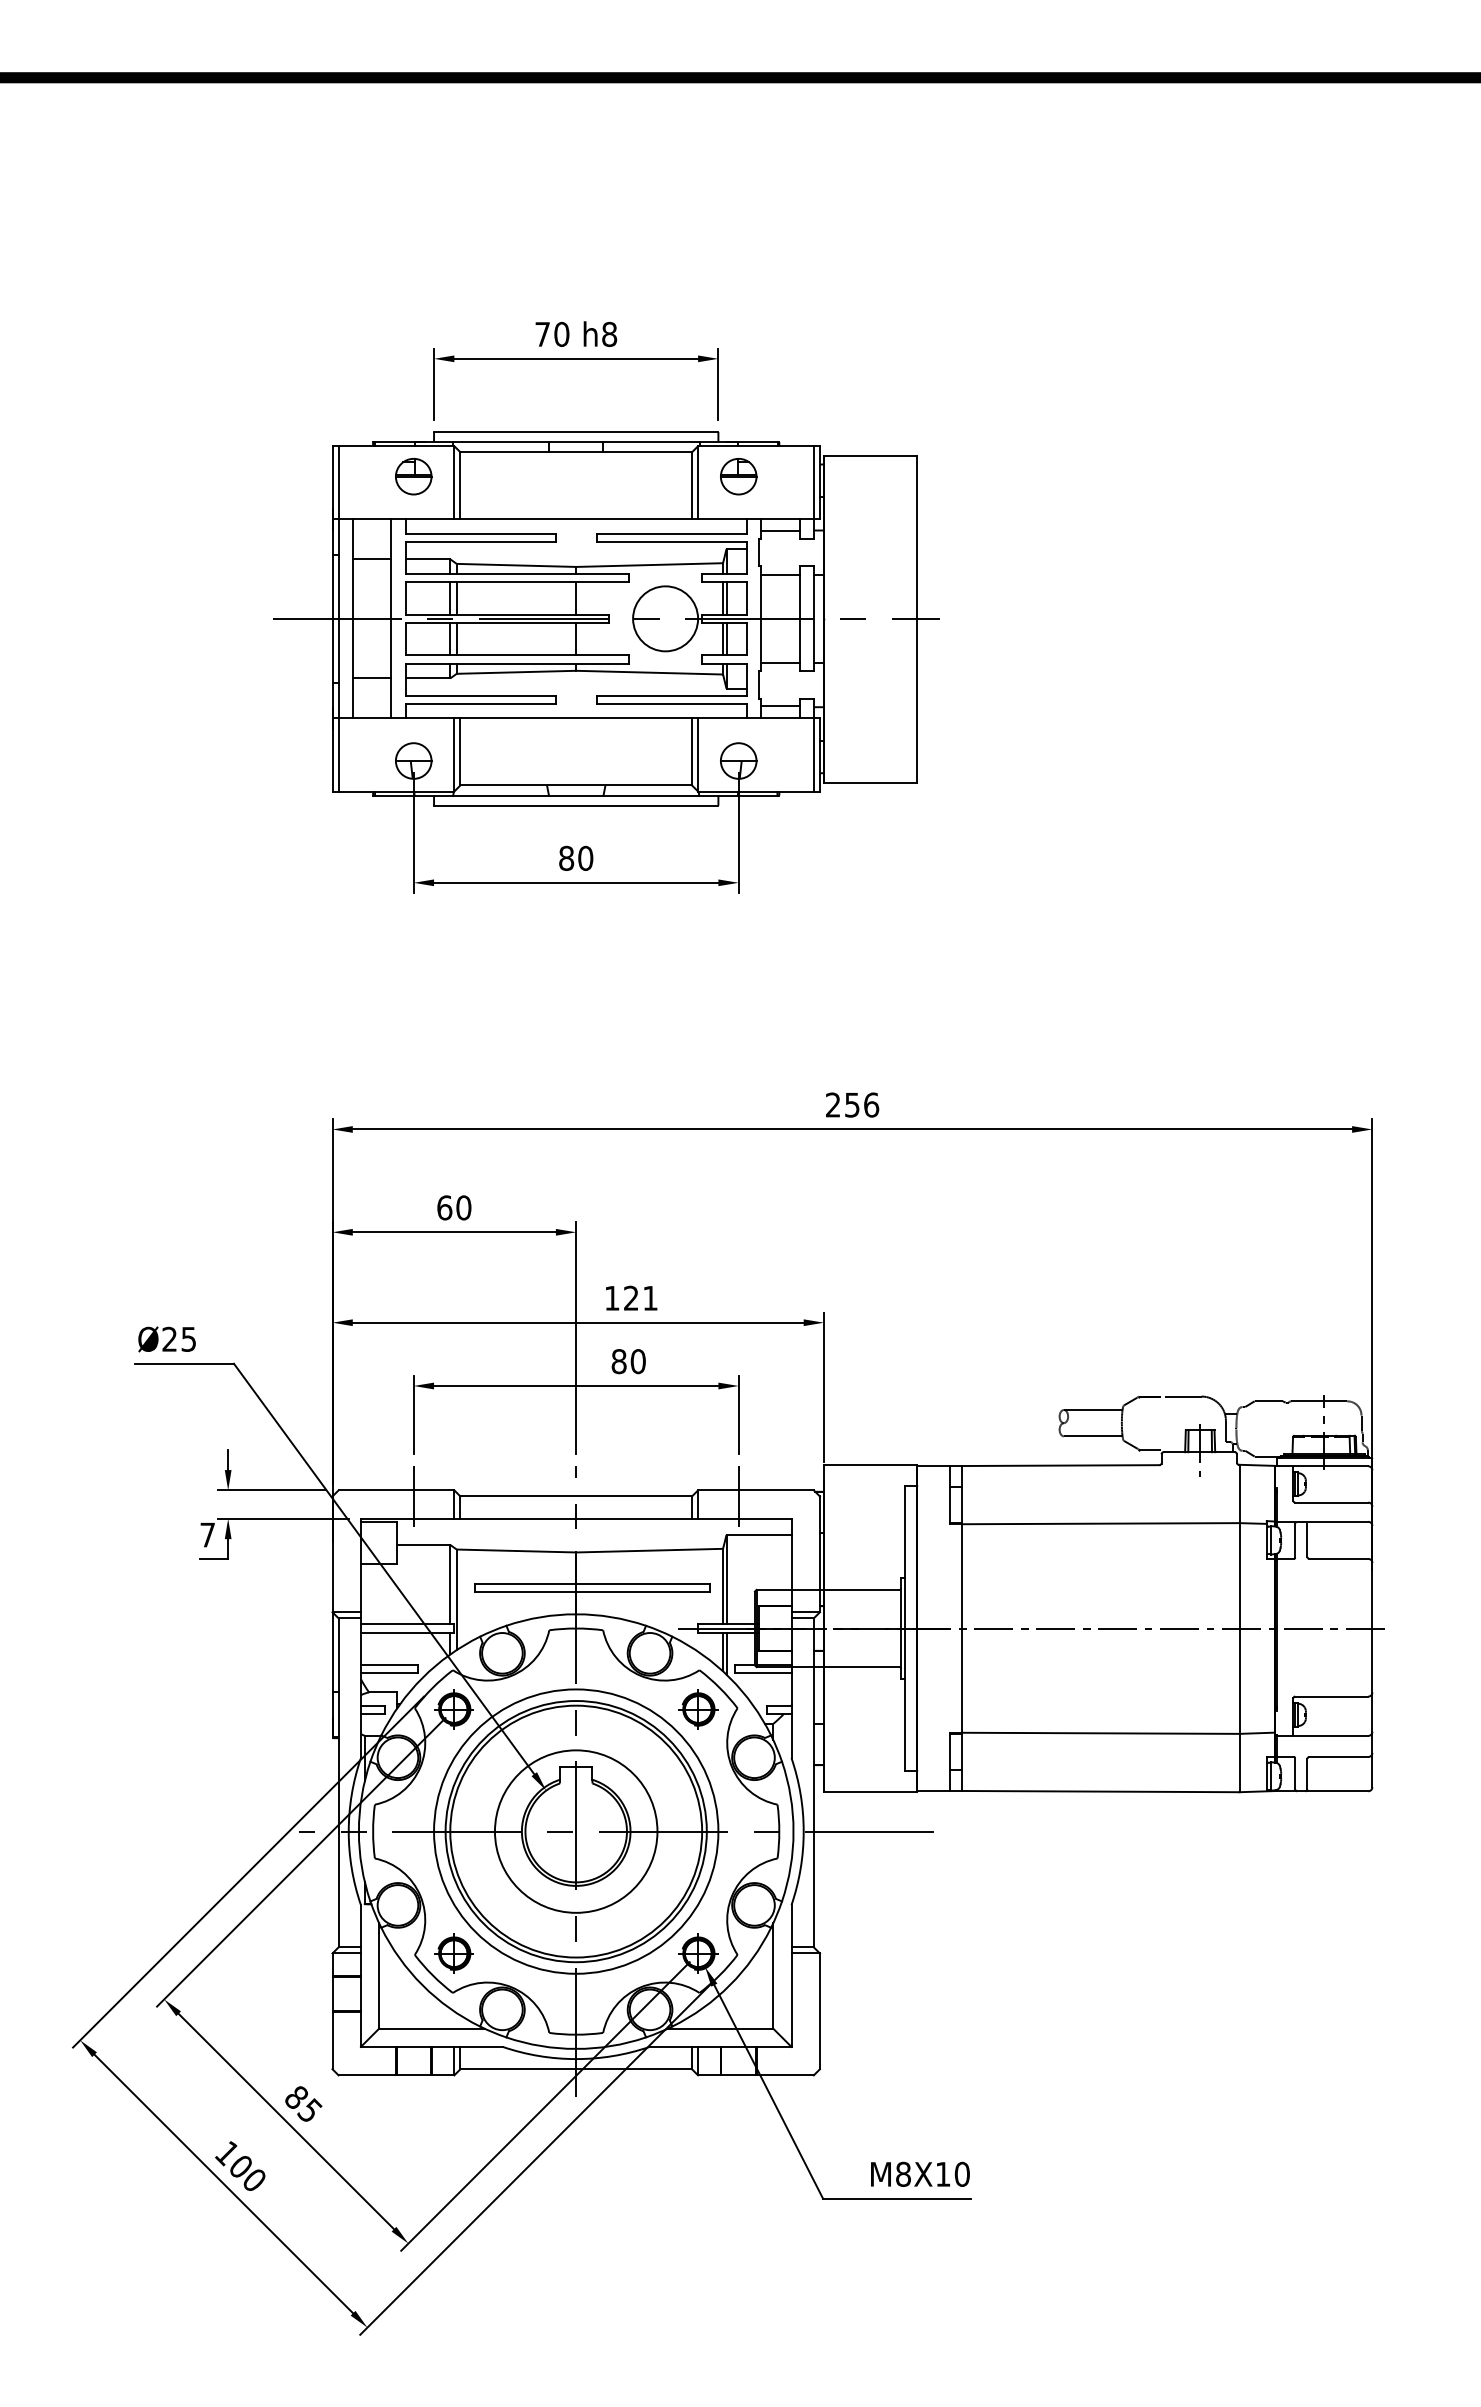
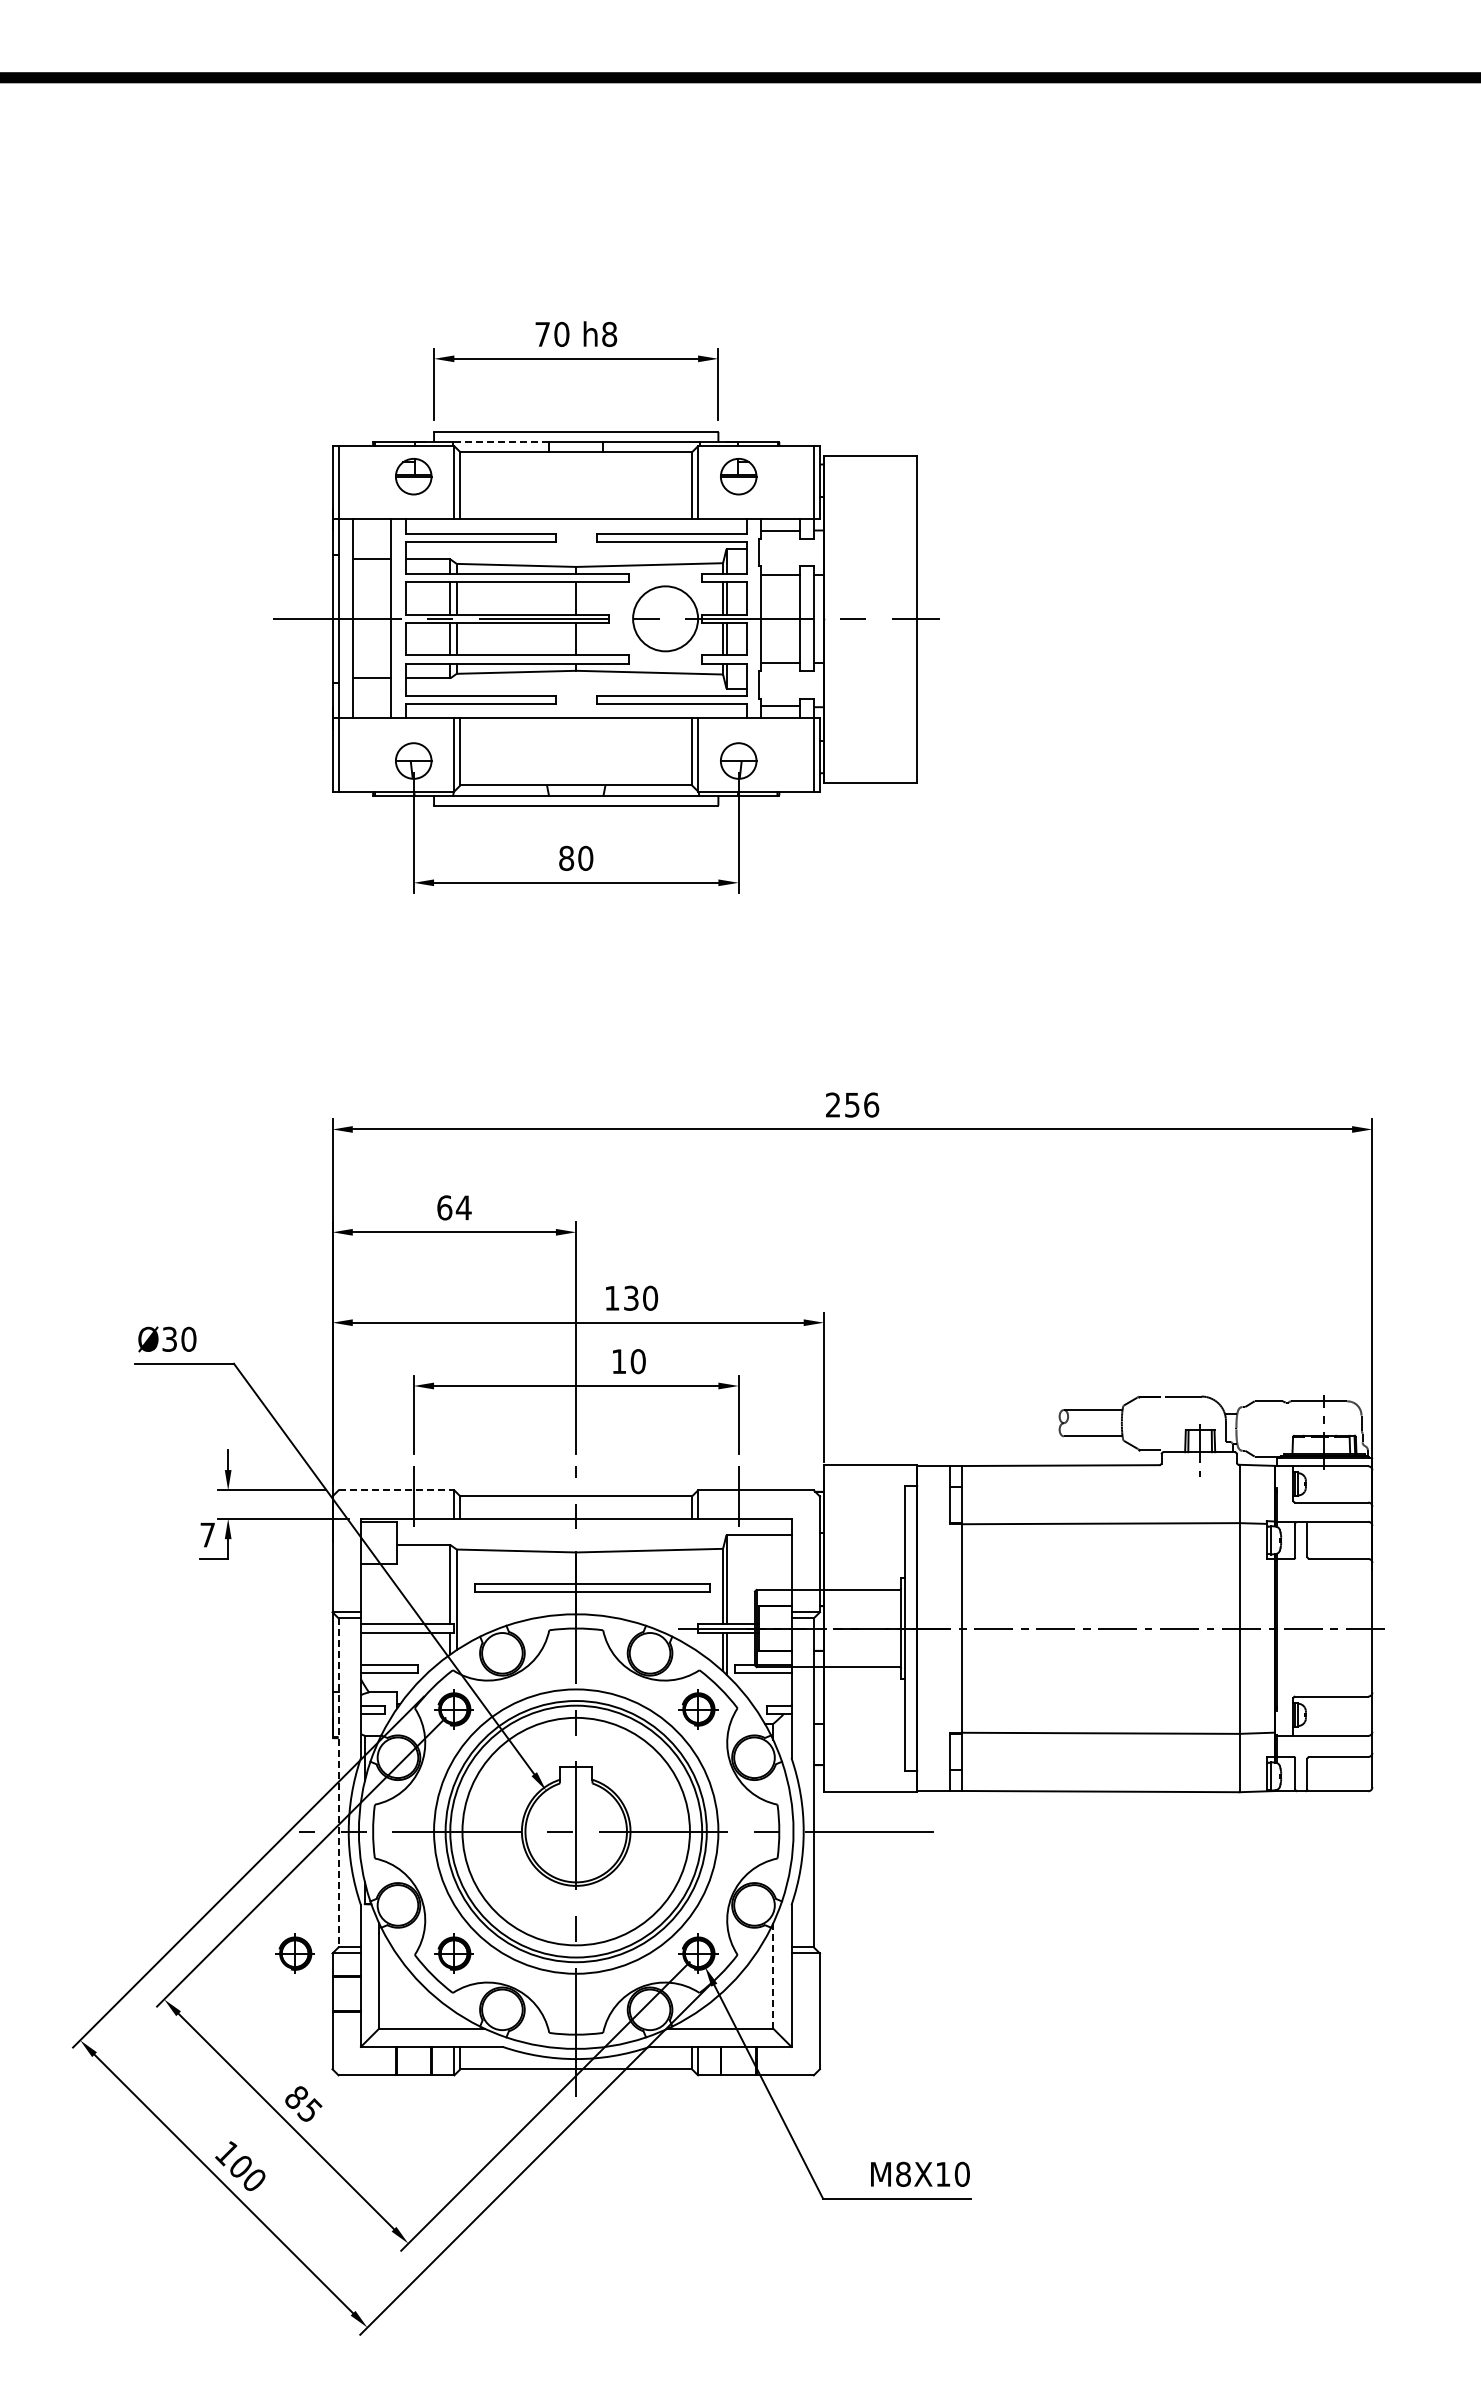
line: solid -> dashed (500, 442)
text: 60 -> 64 (463, 1207)
text: 121 -> 130 (641, 1297)
text: Ø25 -> Ø30 (179, 1338)
text: 80 -> 10 (618, 1361)
line: solid -> dashed (396, 1490)
line: solid -> dashed (338, 1782)
circle diameter: 162 px -> 227 px (575, 1831)
part: none -> present (294, 1953)
line: solid -> dashed (773, 1975)
